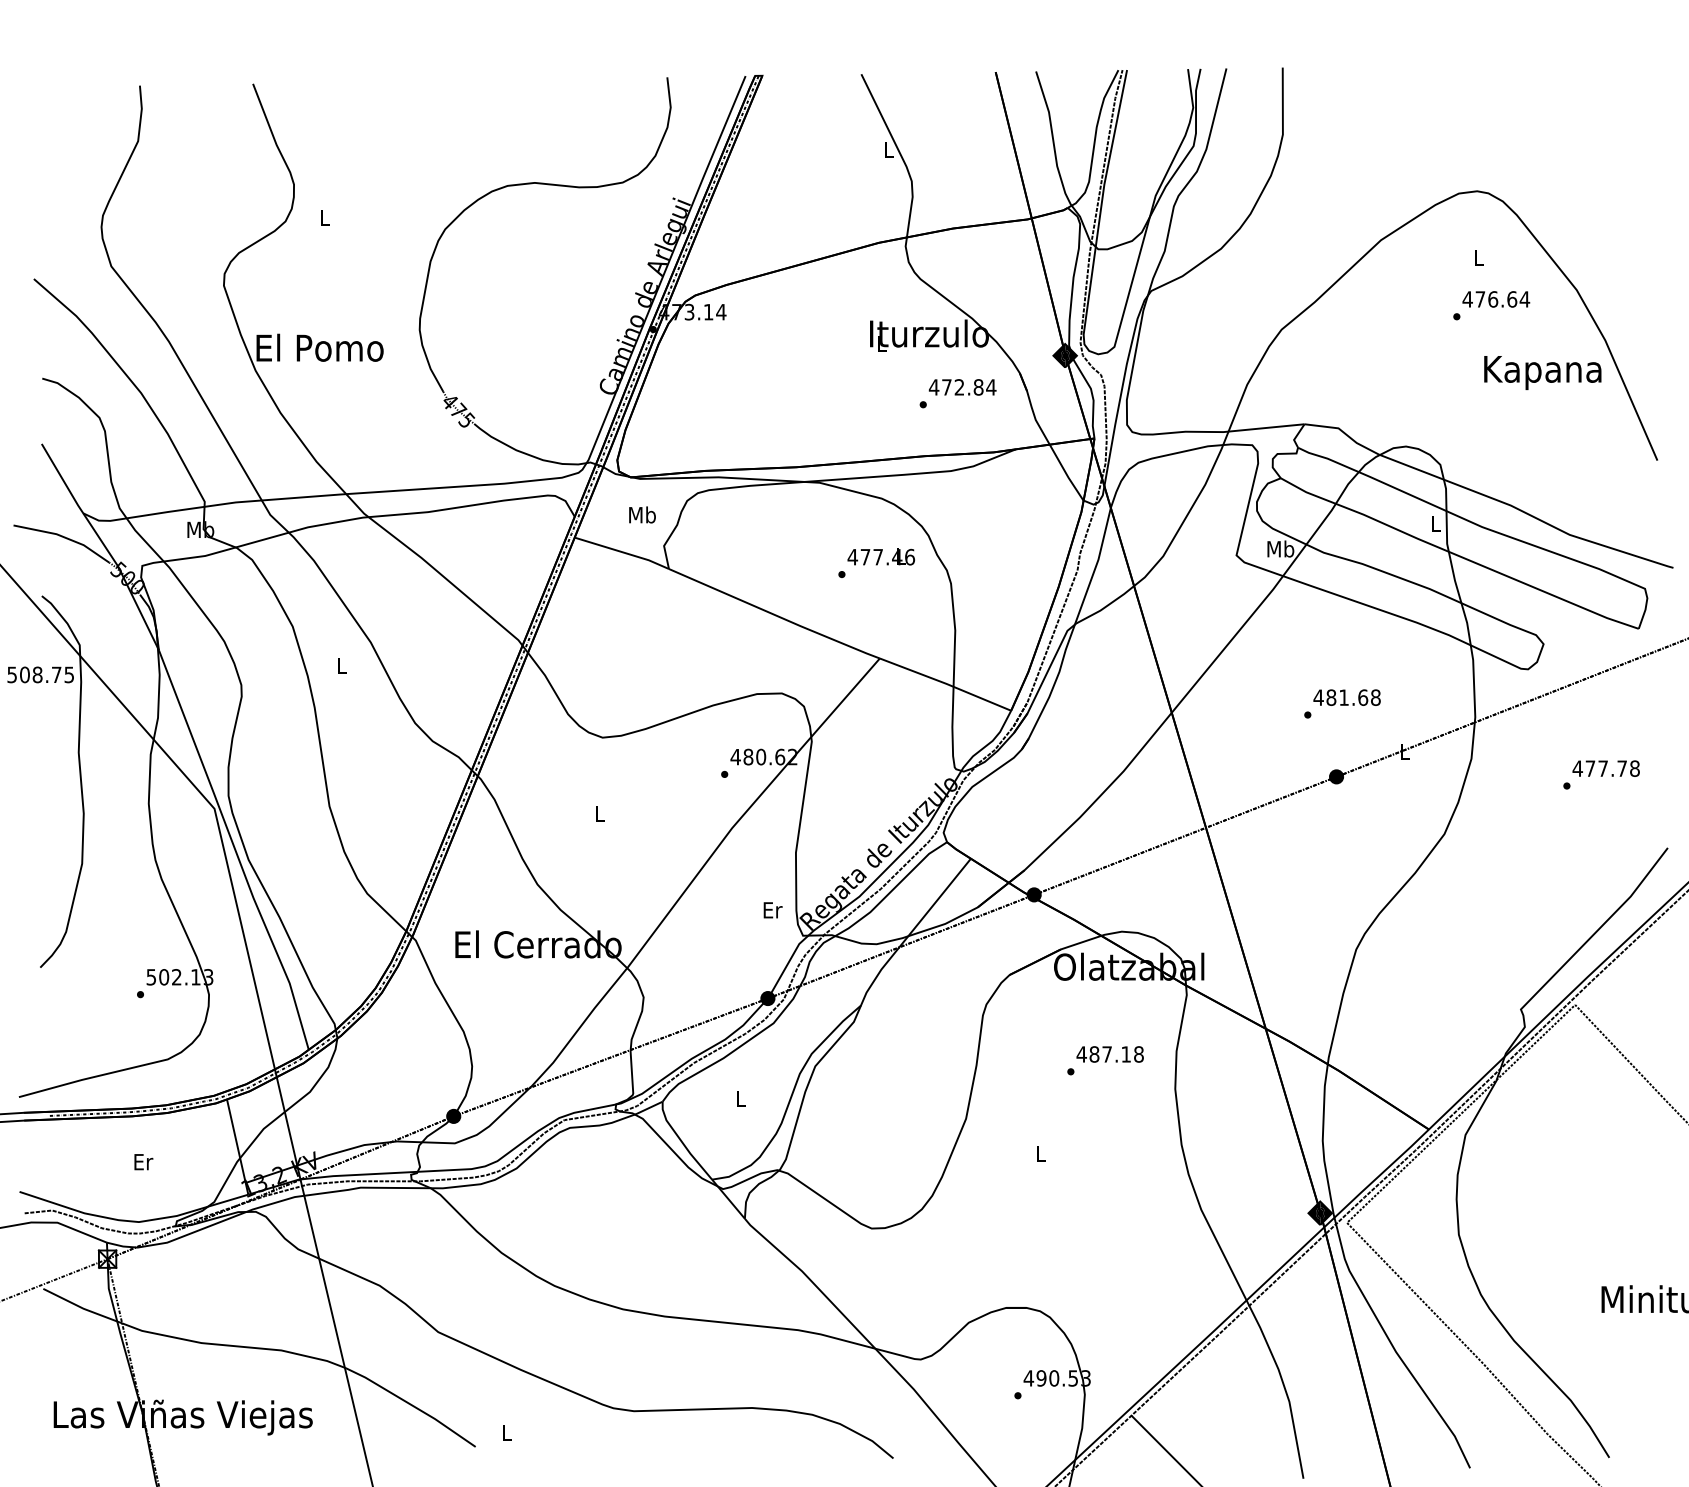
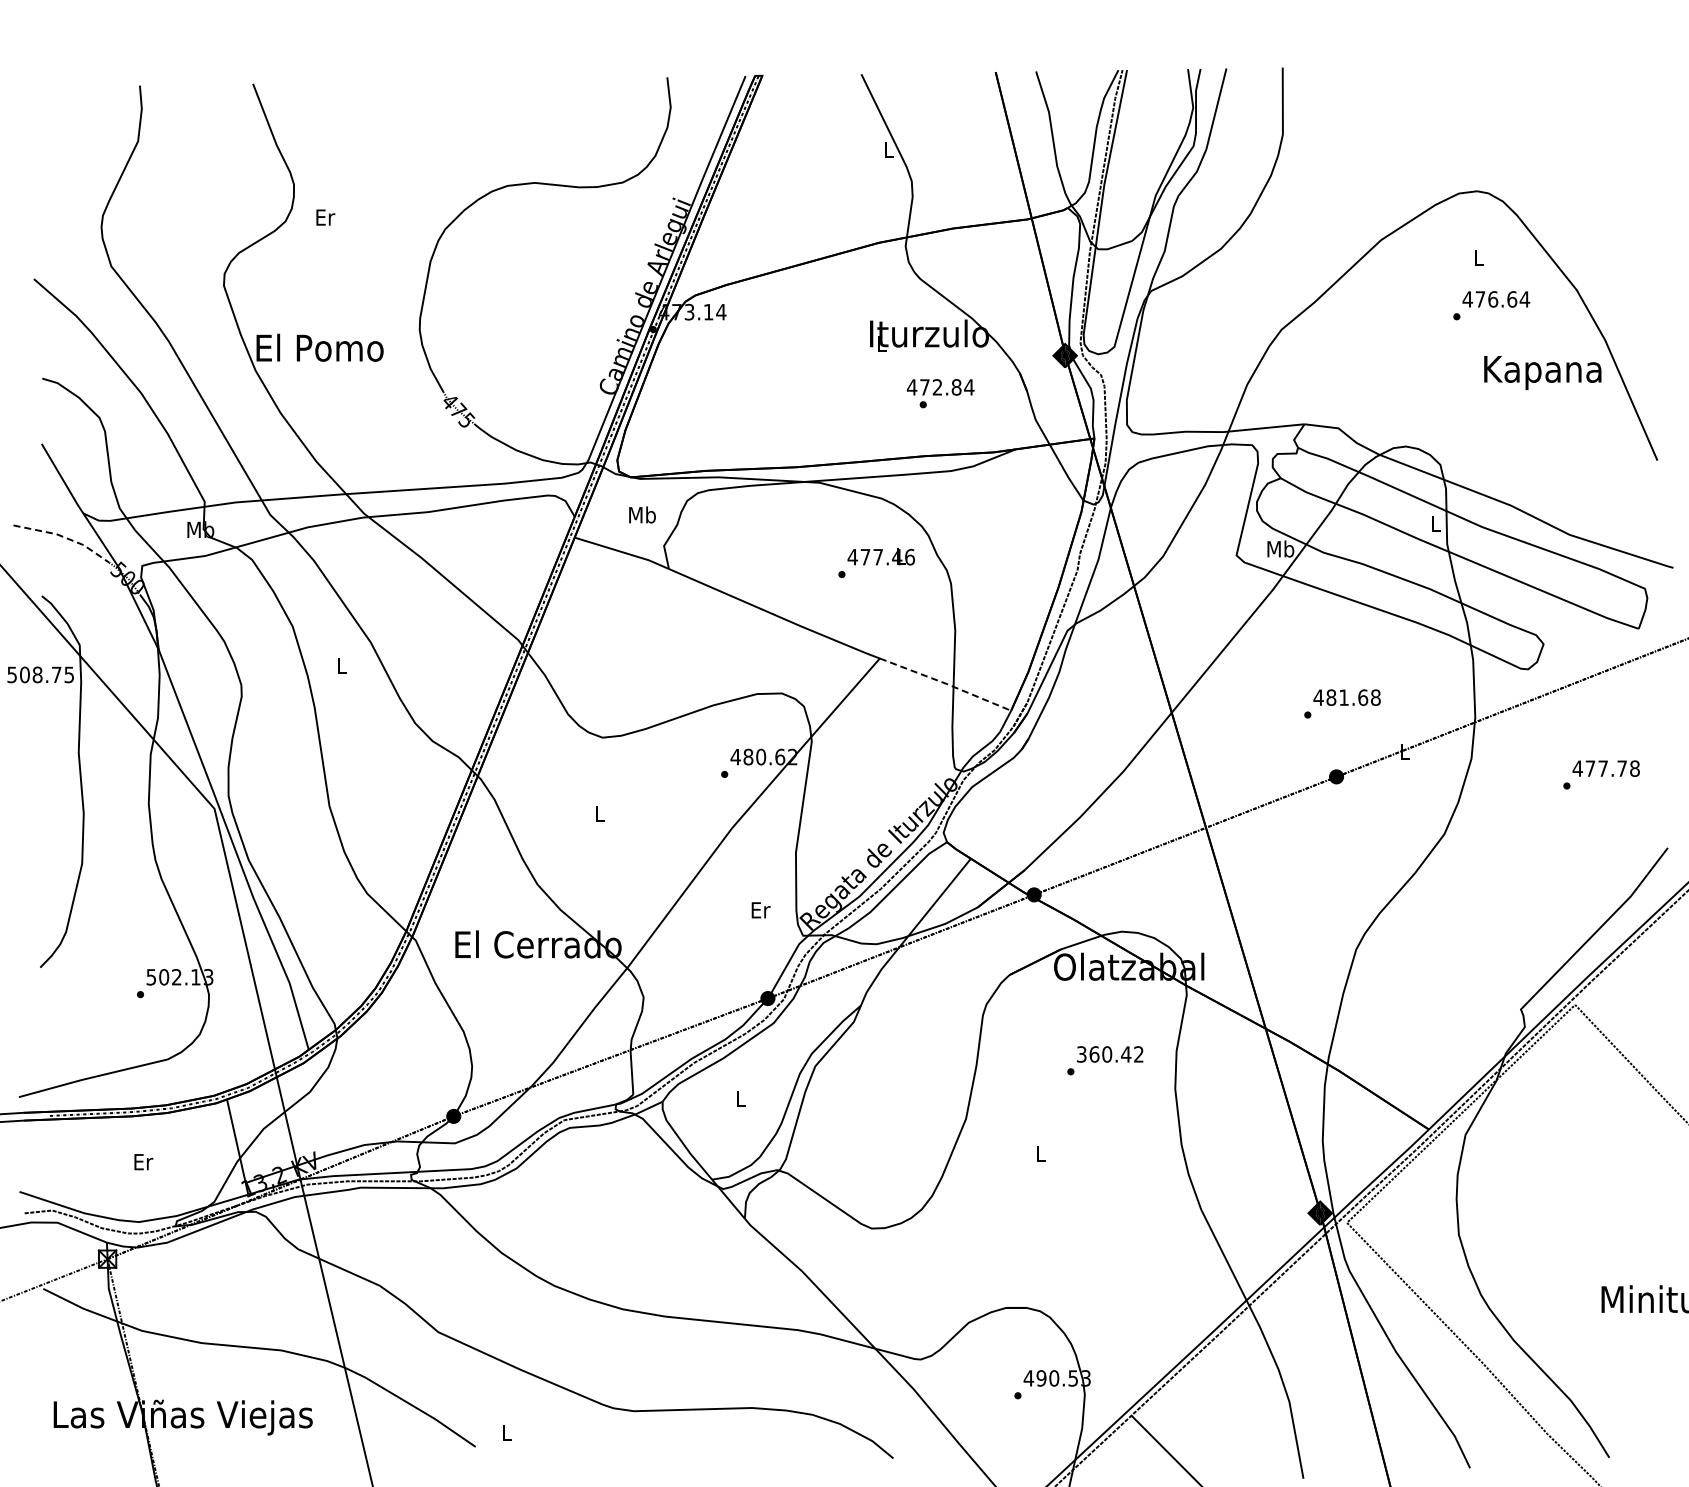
text: L -> Er (325, 217)
text position: (962, 387) -> (940, 387) (940, 387)
line: solid -> dashed (64, 537)
line: solid -> dashed (946, 684)
text position: (772, 910) -> (760, 910) (760, 910)
text: 487.18 -> 360.42 (1109, 1054)
